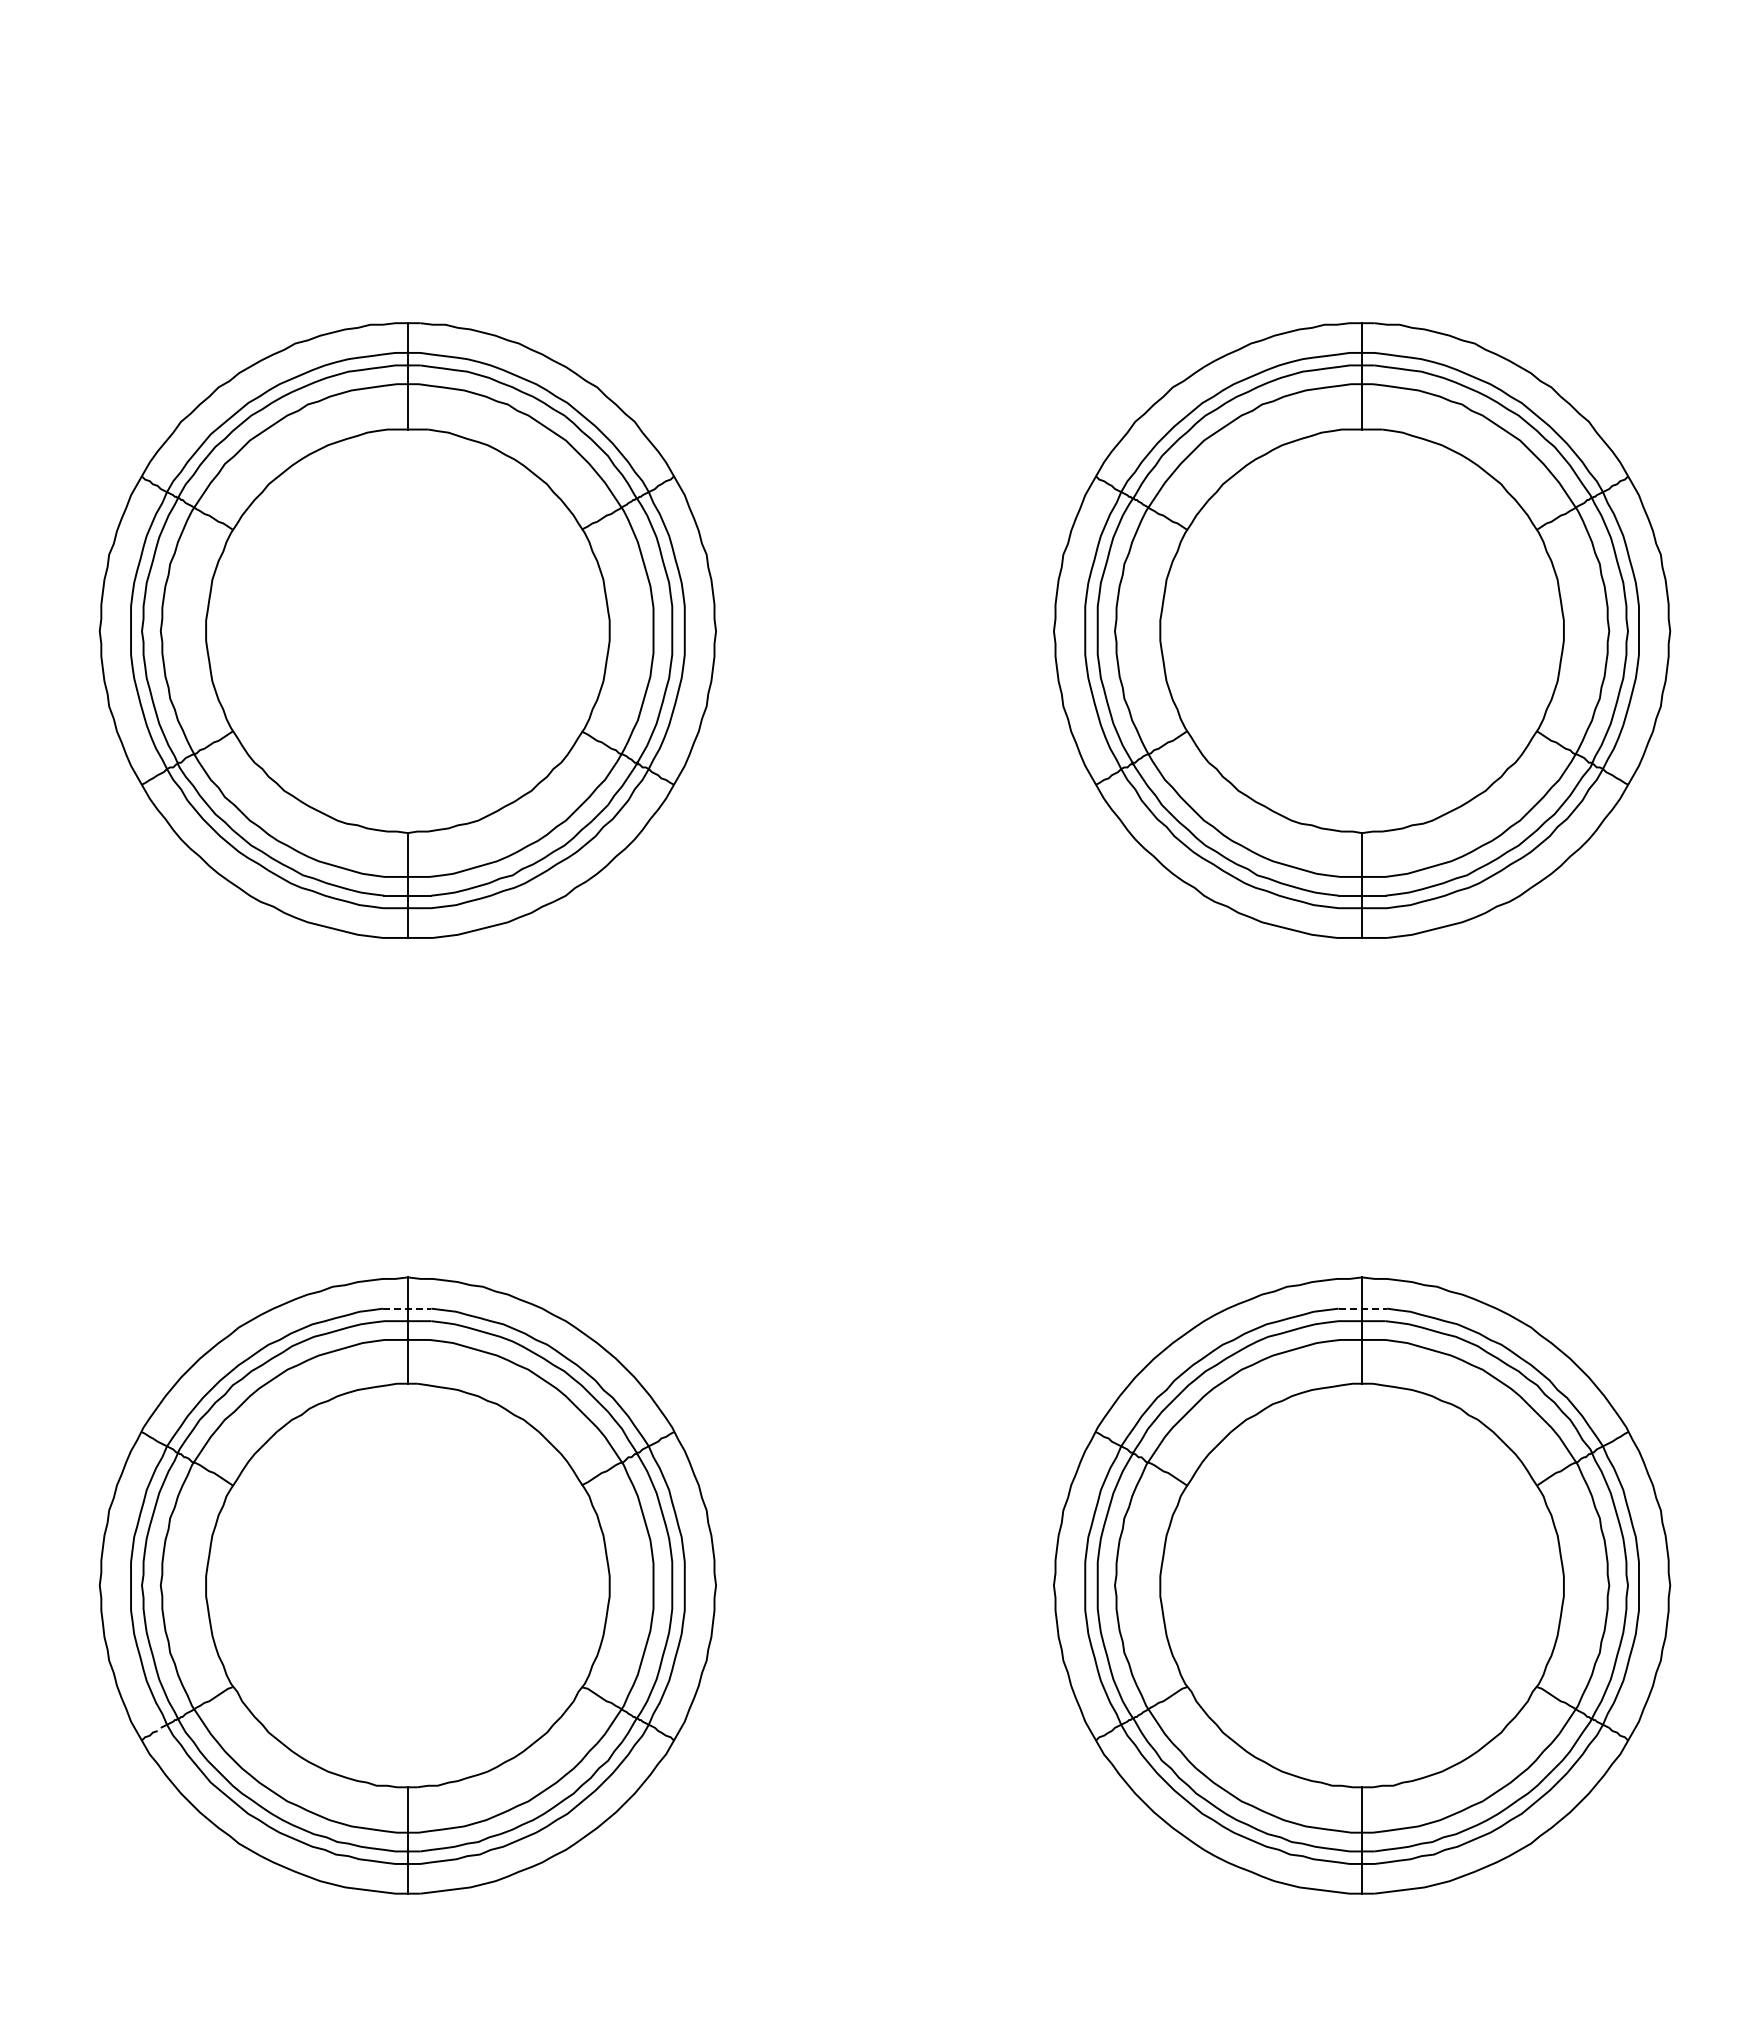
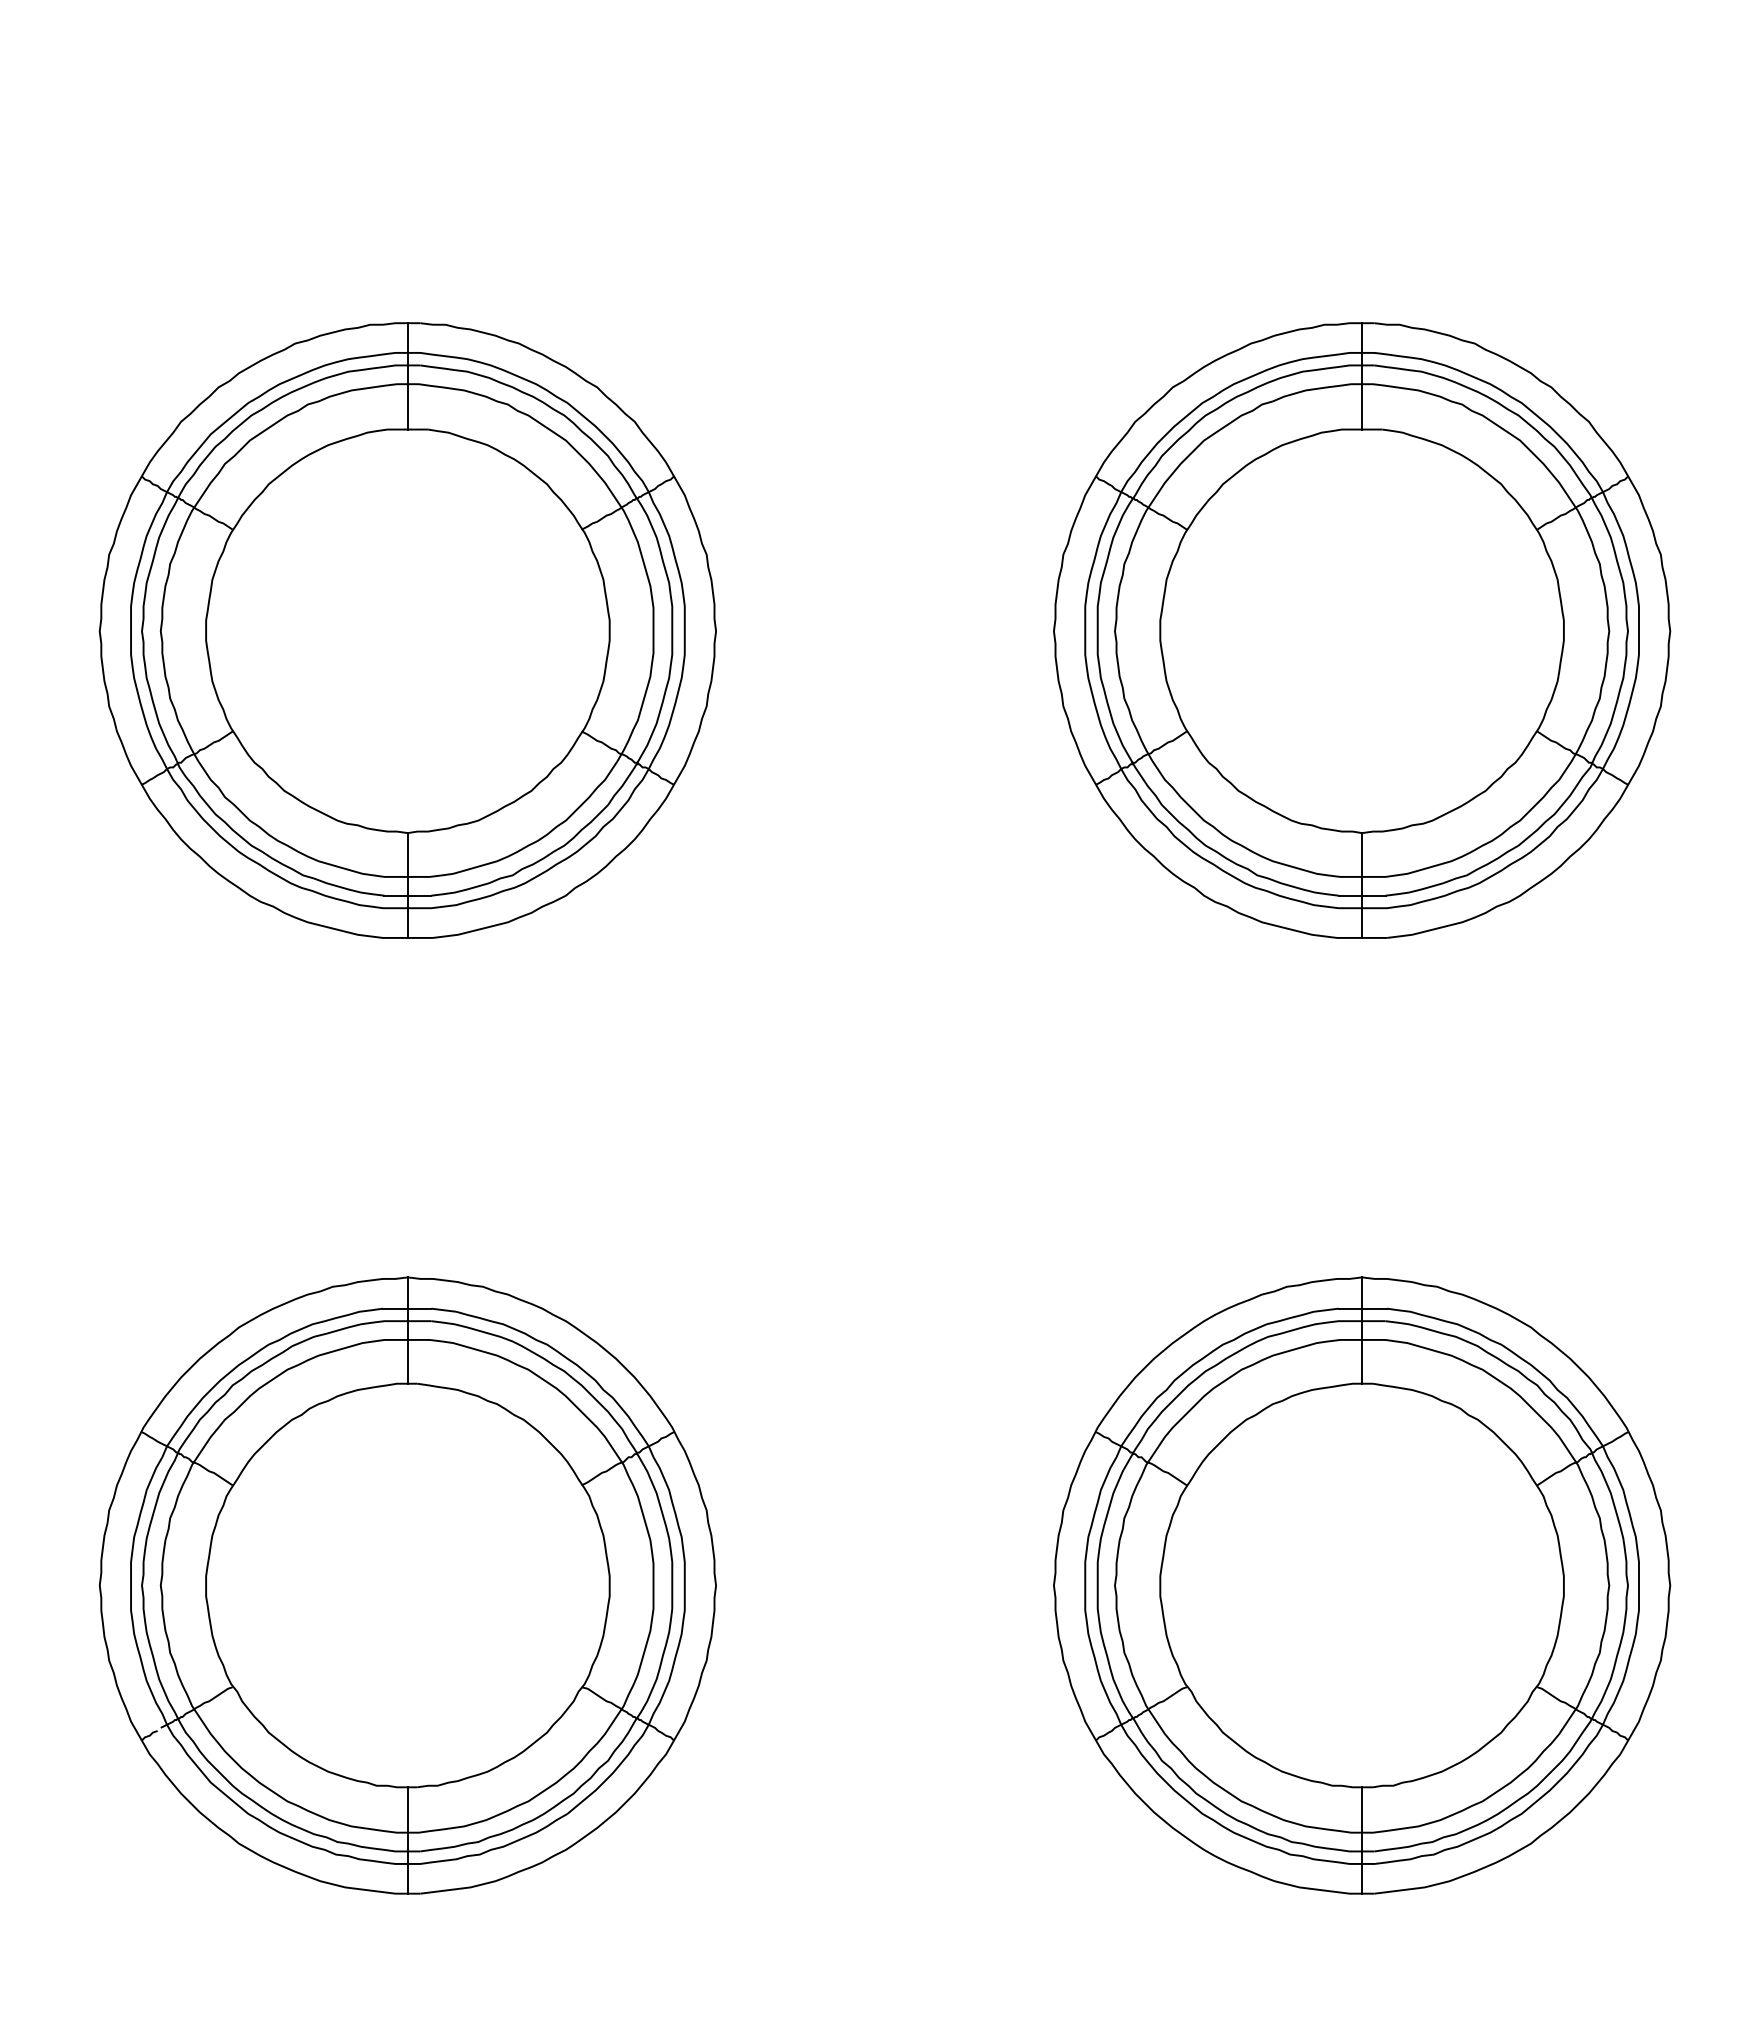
line: dashed -> solid (407, 1308)
line: dashed -> solid (1363, 1308)
